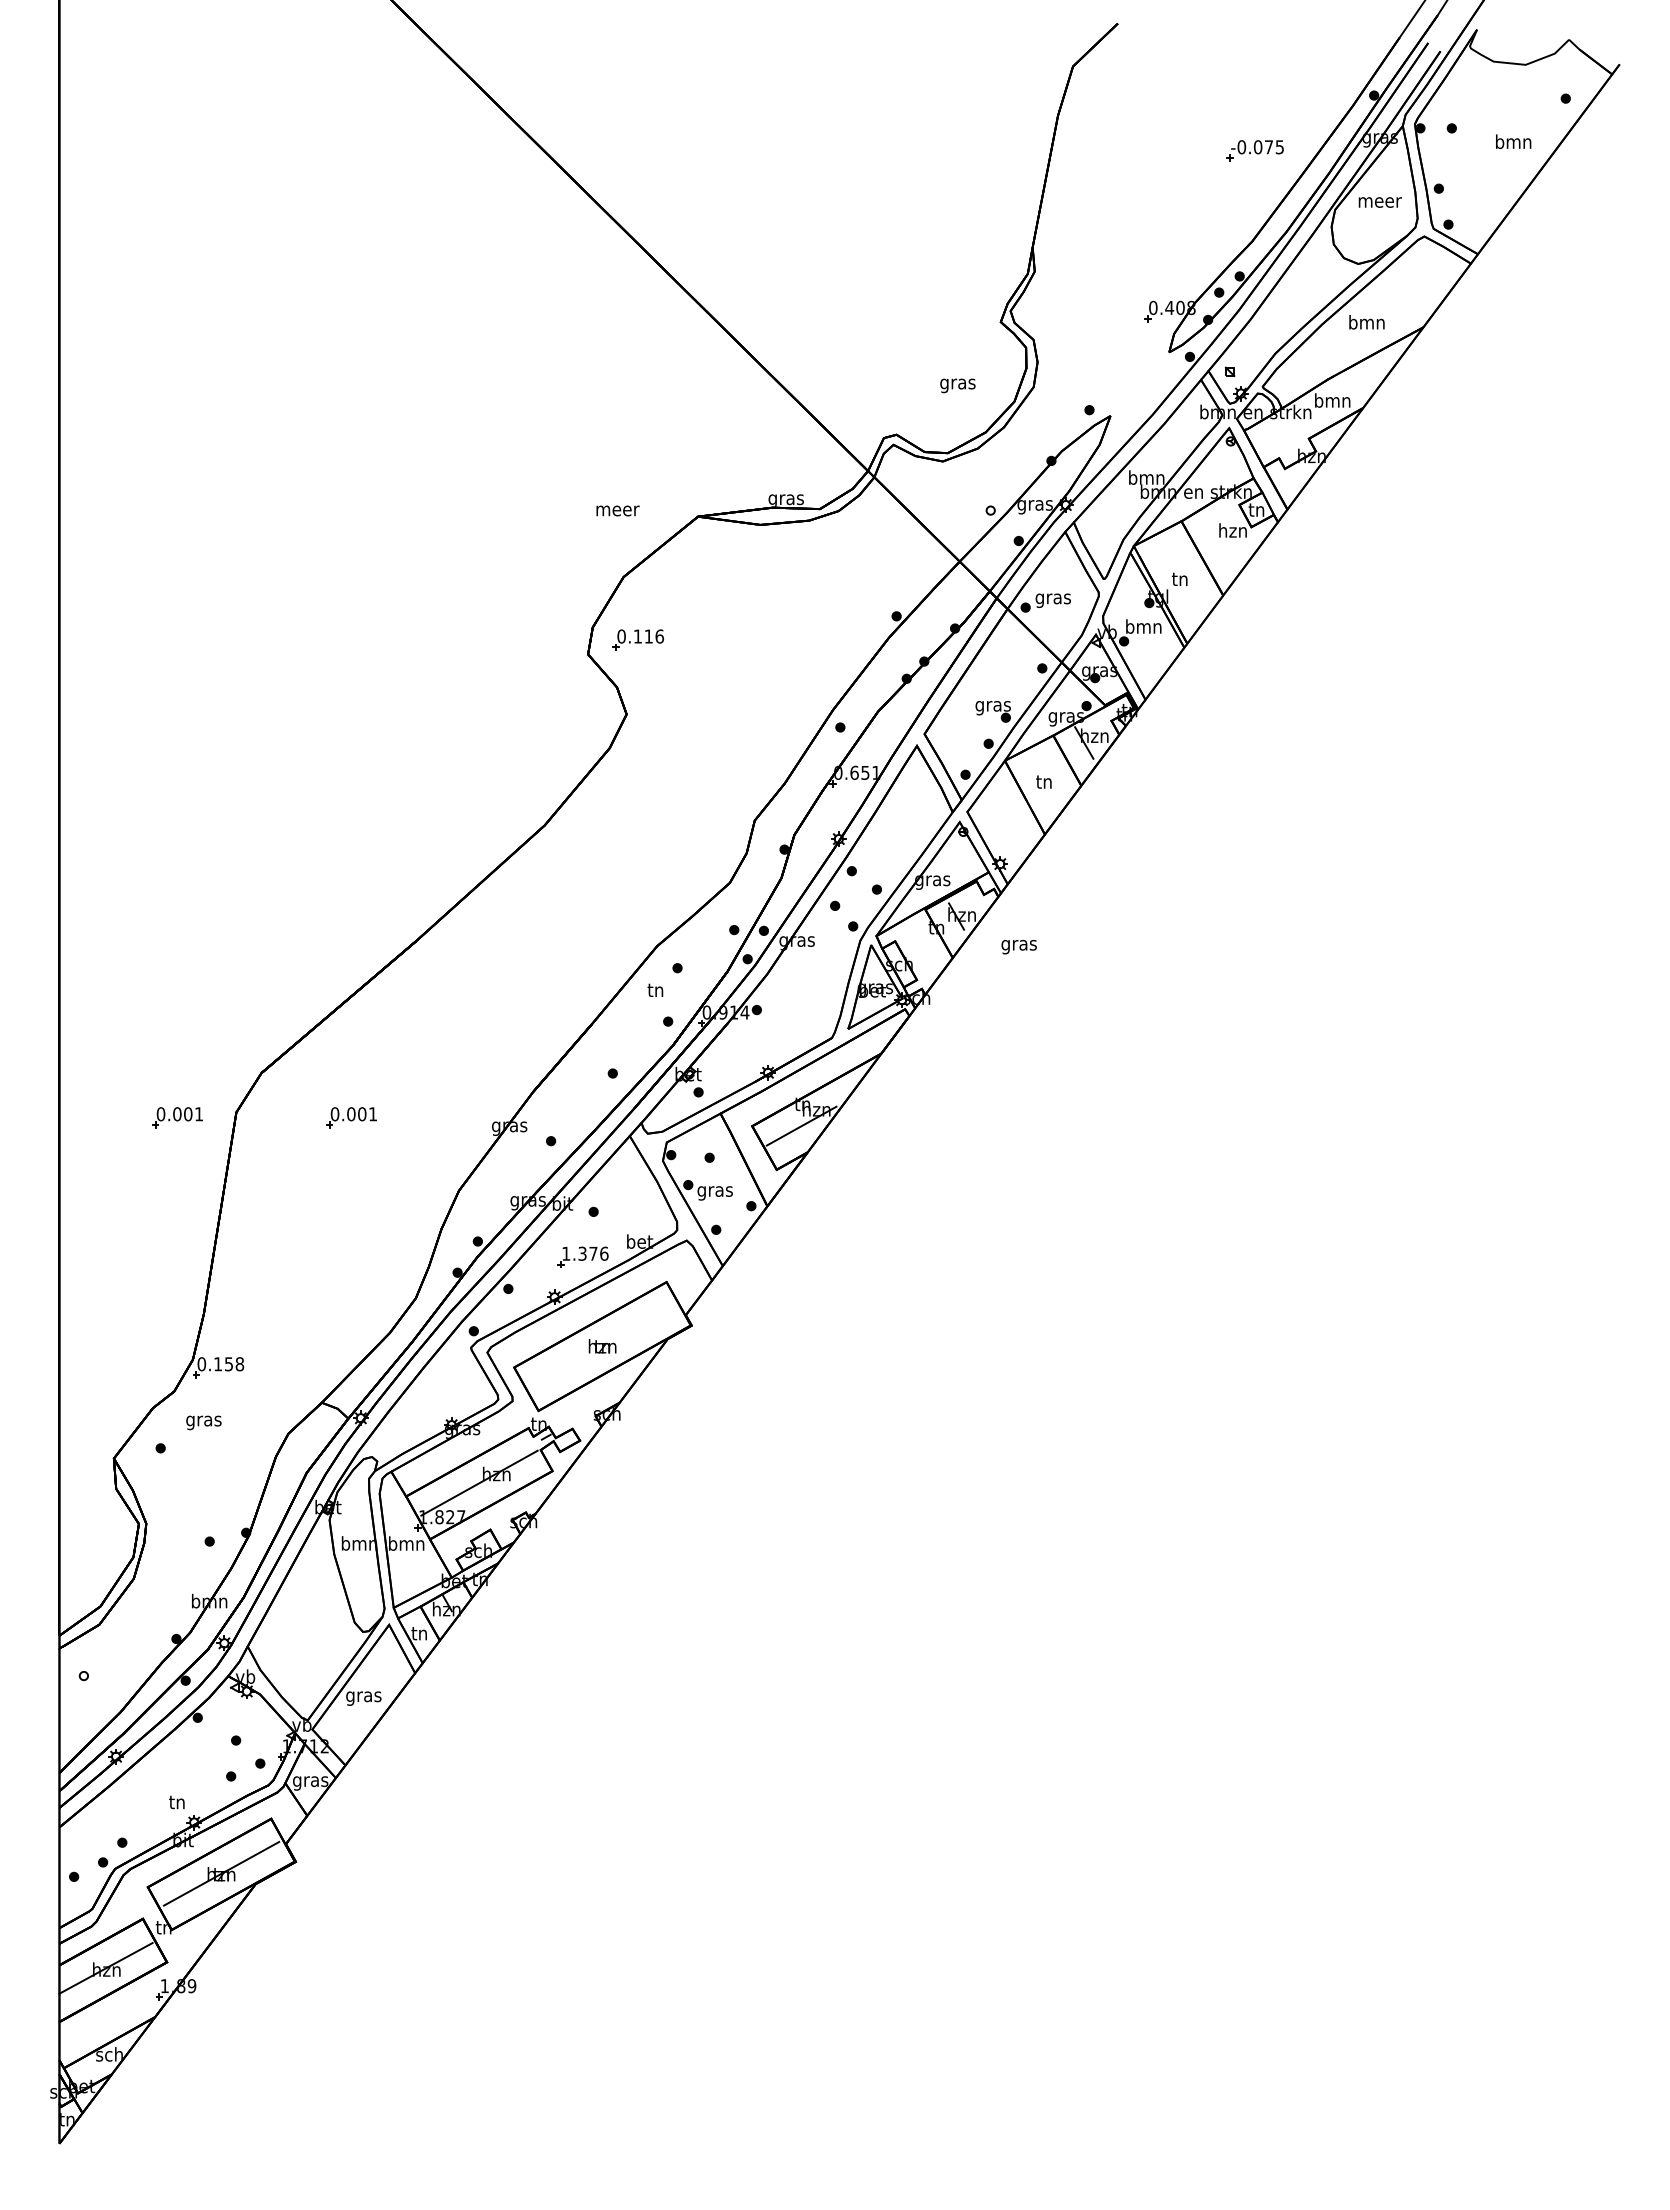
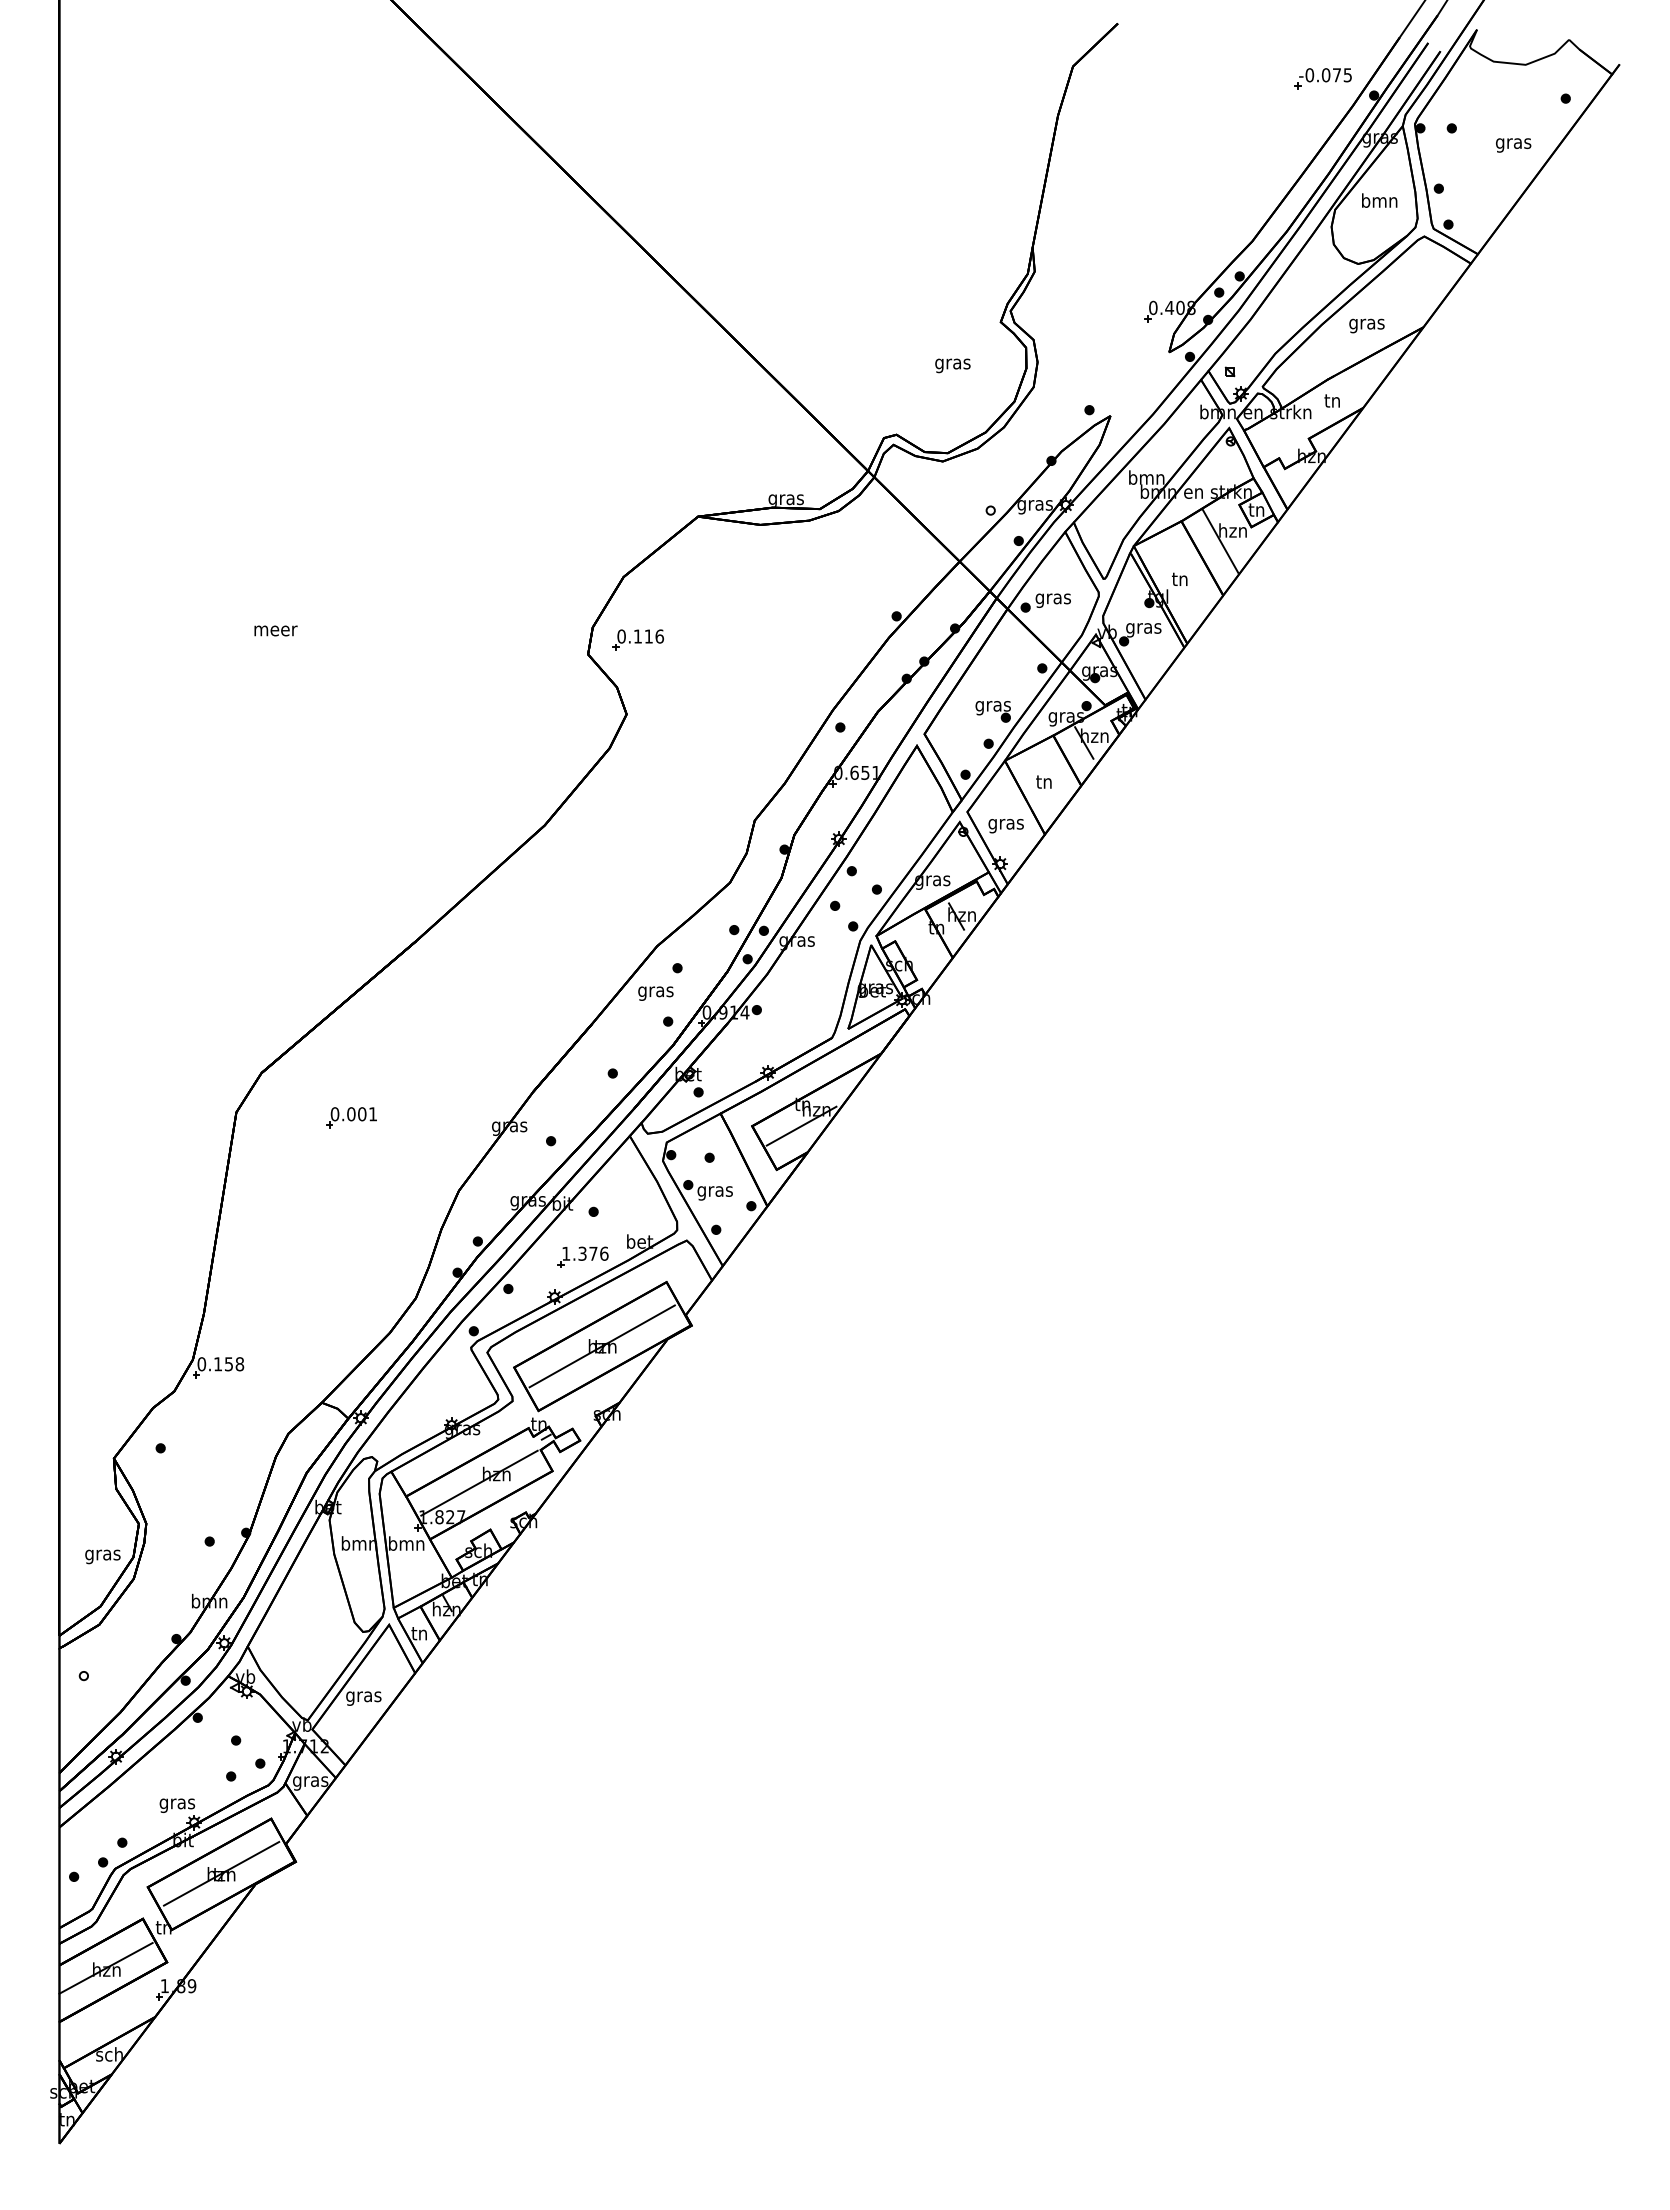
text: bmn -> gras (1513, 143)
part position: (1254, 150) -> (1322, 78) (1322, 78)
text: meer -> bmn (1379, 200)
text: bmn -> gras (1366, 324)
text position: (957, 385) -> (952, 365) (952, 365)
text: bmn -> tn (1332, 400)
text position: (617, 510) -> (275, 630) (275, 630)
line: none -> present (1220, 540)
text: bmn -> gras (1143, 628)
text position: (1018, 947) -> (1005, 826) (1005, 826)
text: tn -> gras (655, 991)
part: present -> none (177, 1117)
line: none -> present (601, 1346)
text position: (203, 1422) -> (102, 1556) (102, 1556)
text: tn -> gras (177, 1803)
